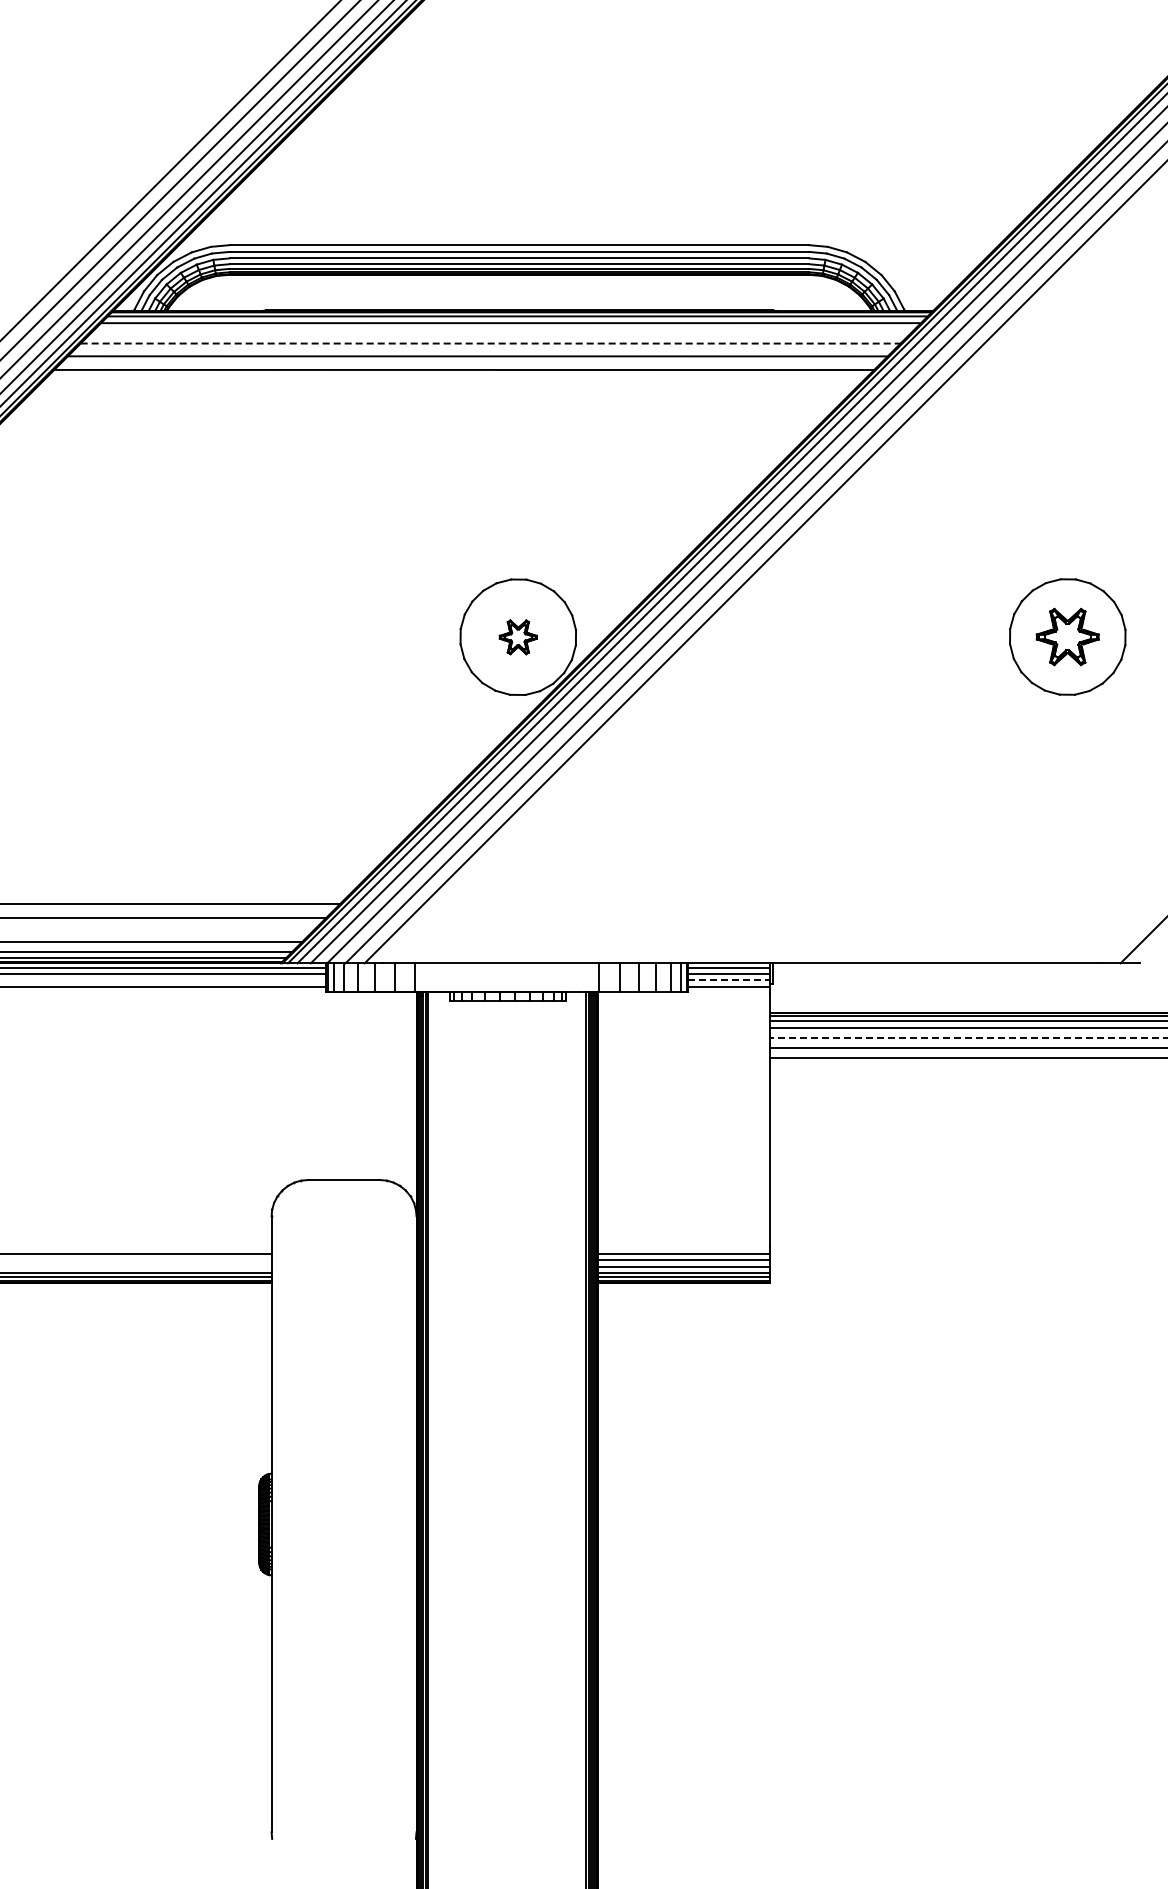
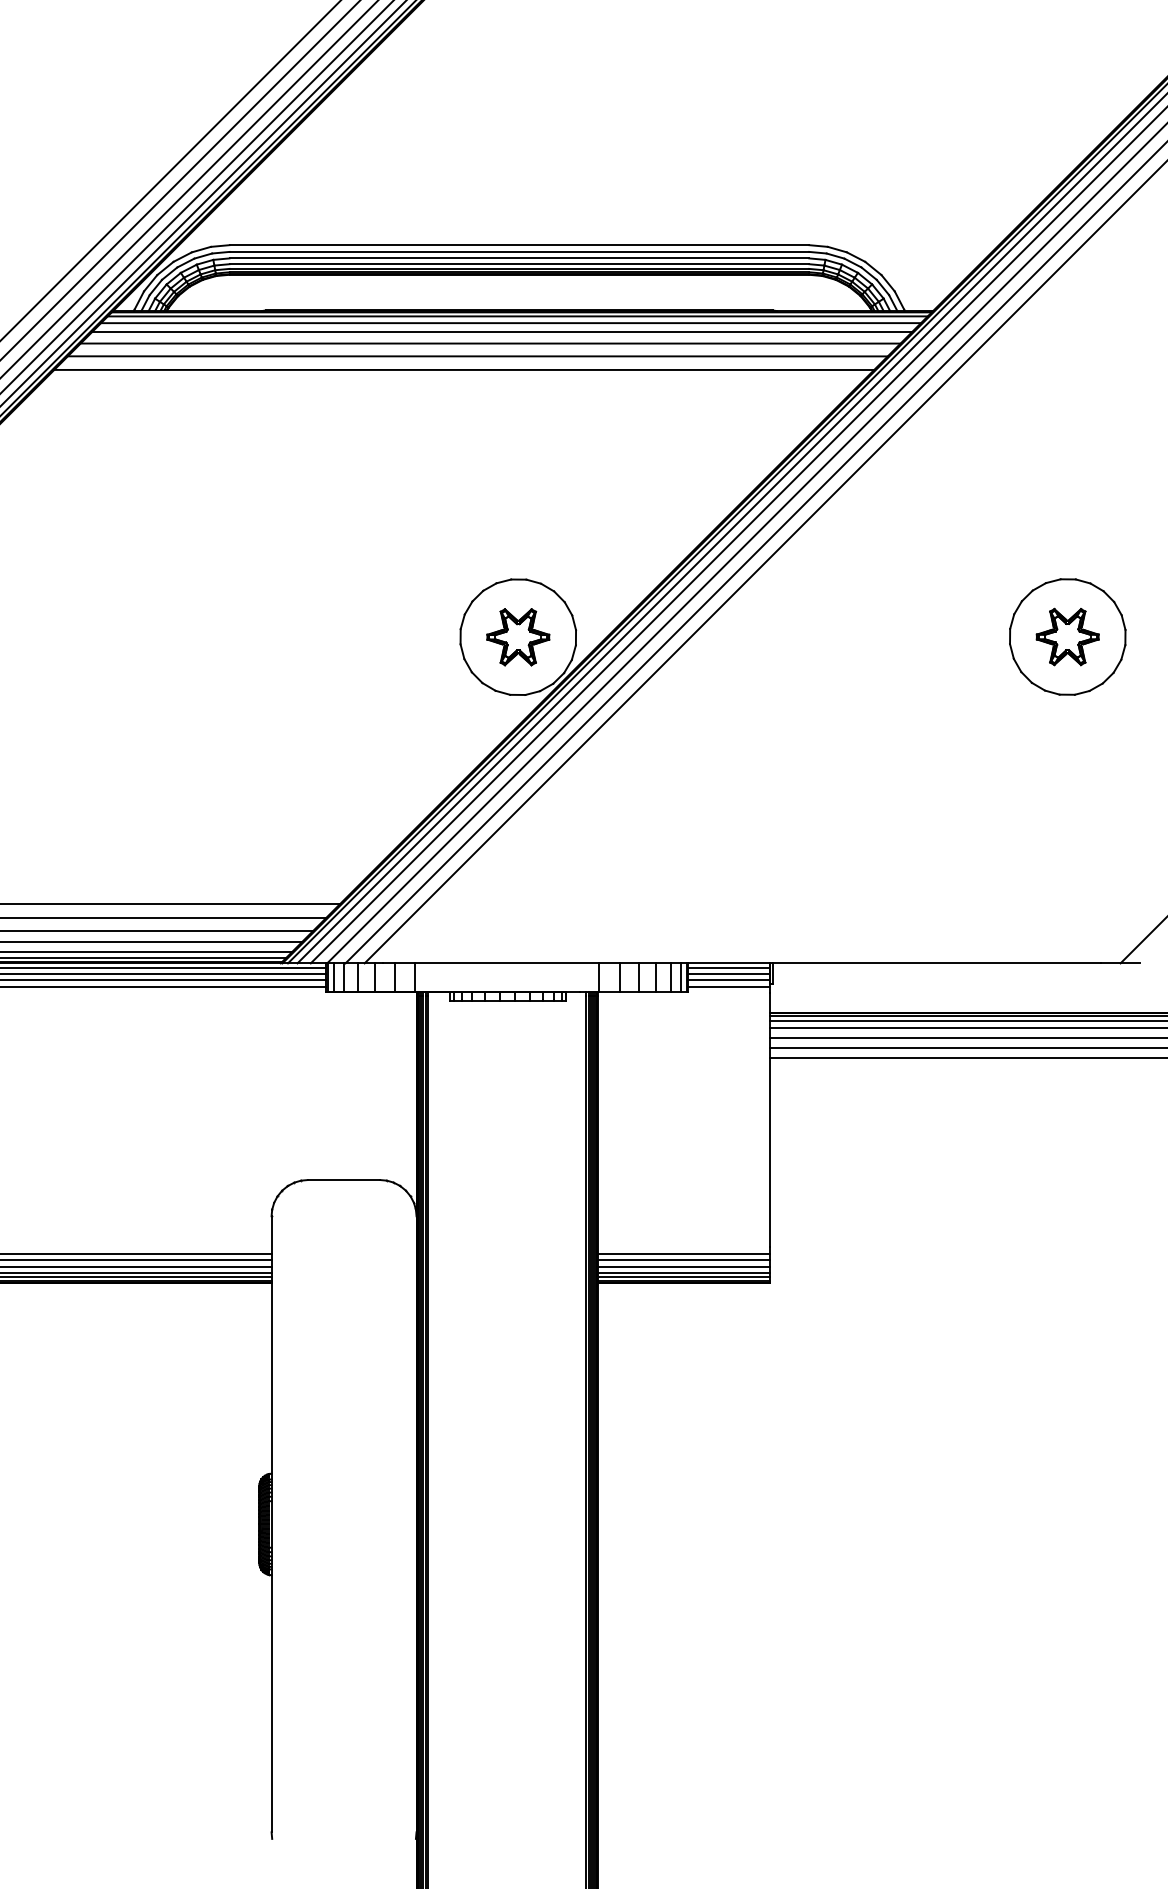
line: none -> present (501, 332)
line: dashed -> solid (490, 343)
part size: 40x37 px -> 65x59 px (518, 637)
line: none -> present (157, 930)
line: none -> present (163, 979)
line: dashed -> solid (729, 979)
line: dashed -> solid (968, 1037)
line: none -> present (136, 1260)
line: none -> present (136, 1266)
